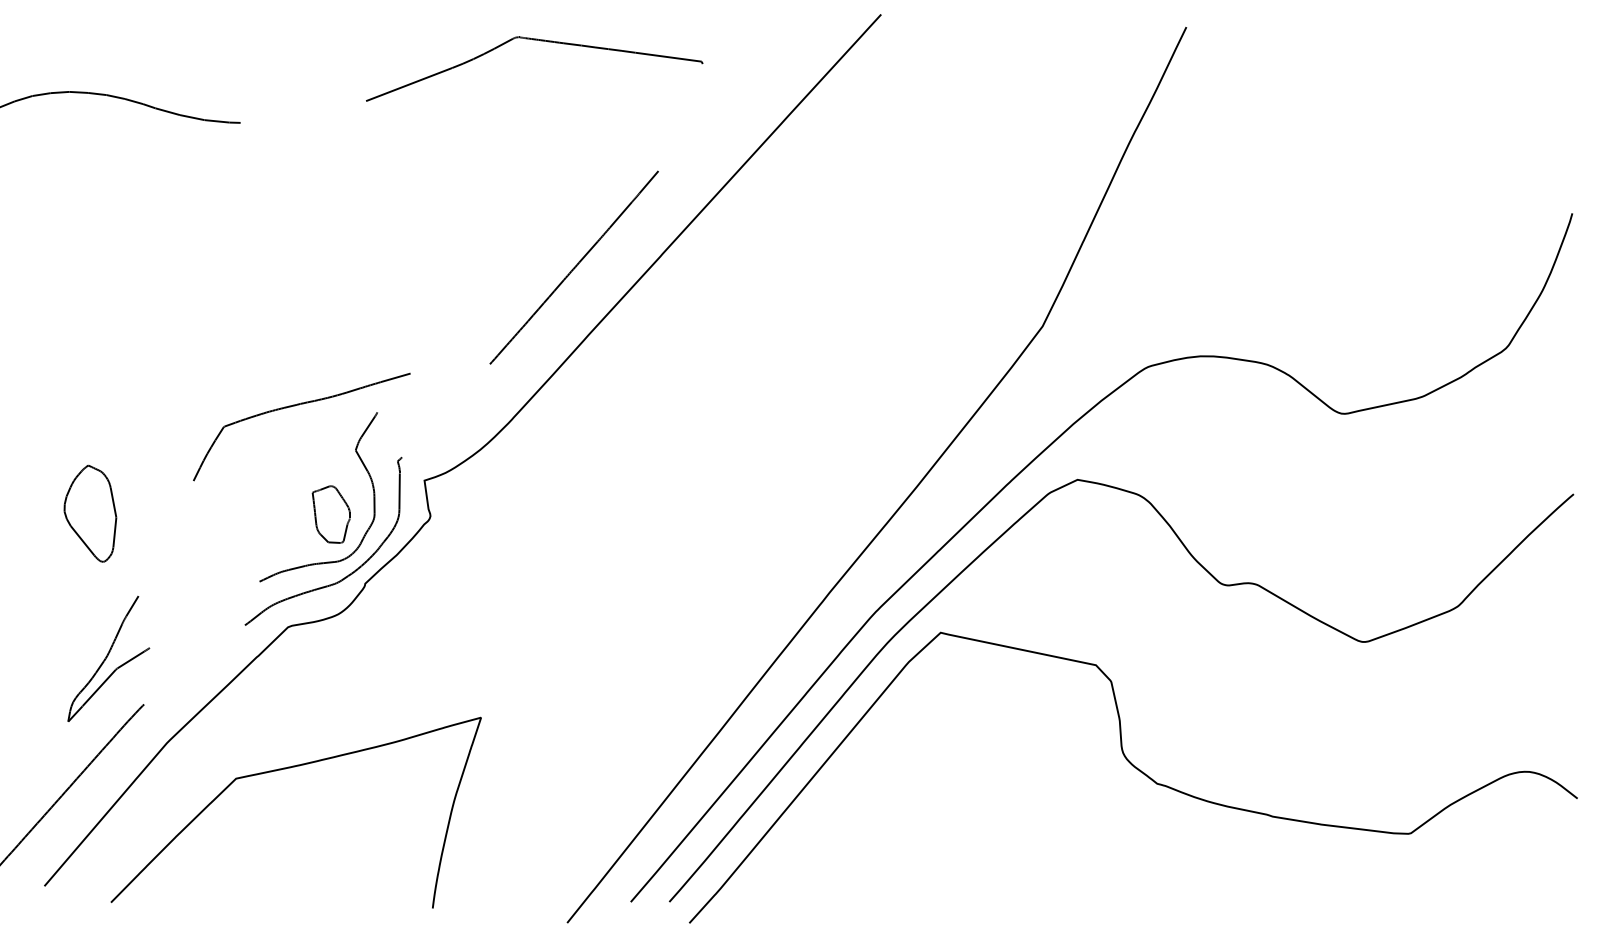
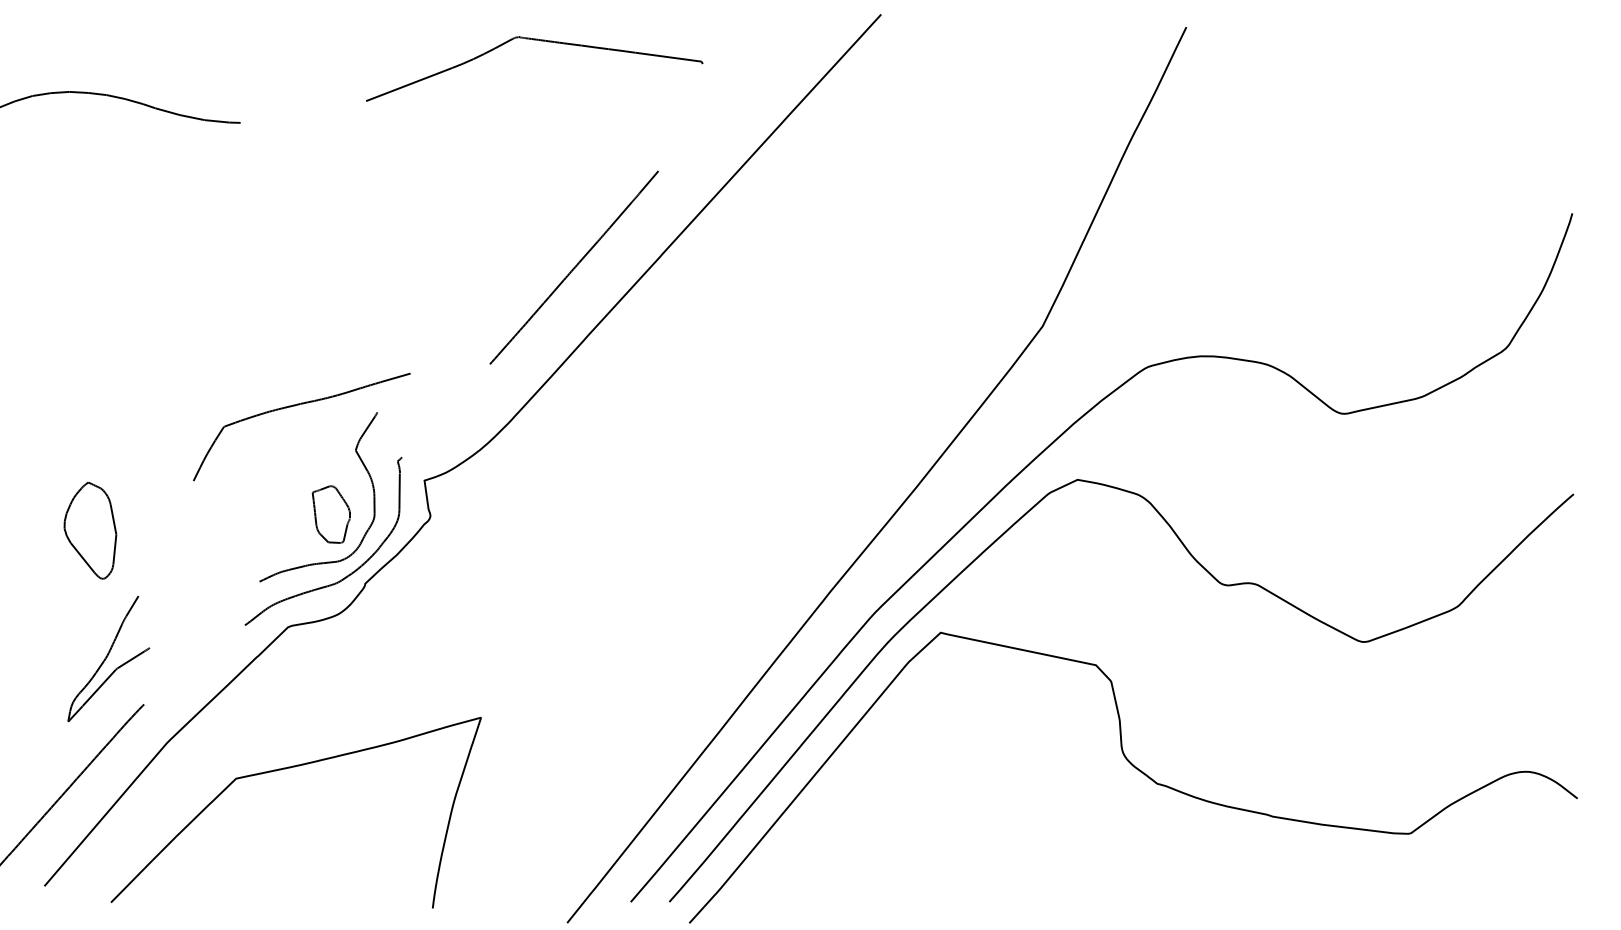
part position: (90, 513) -> (90, 530) (90, 530)
